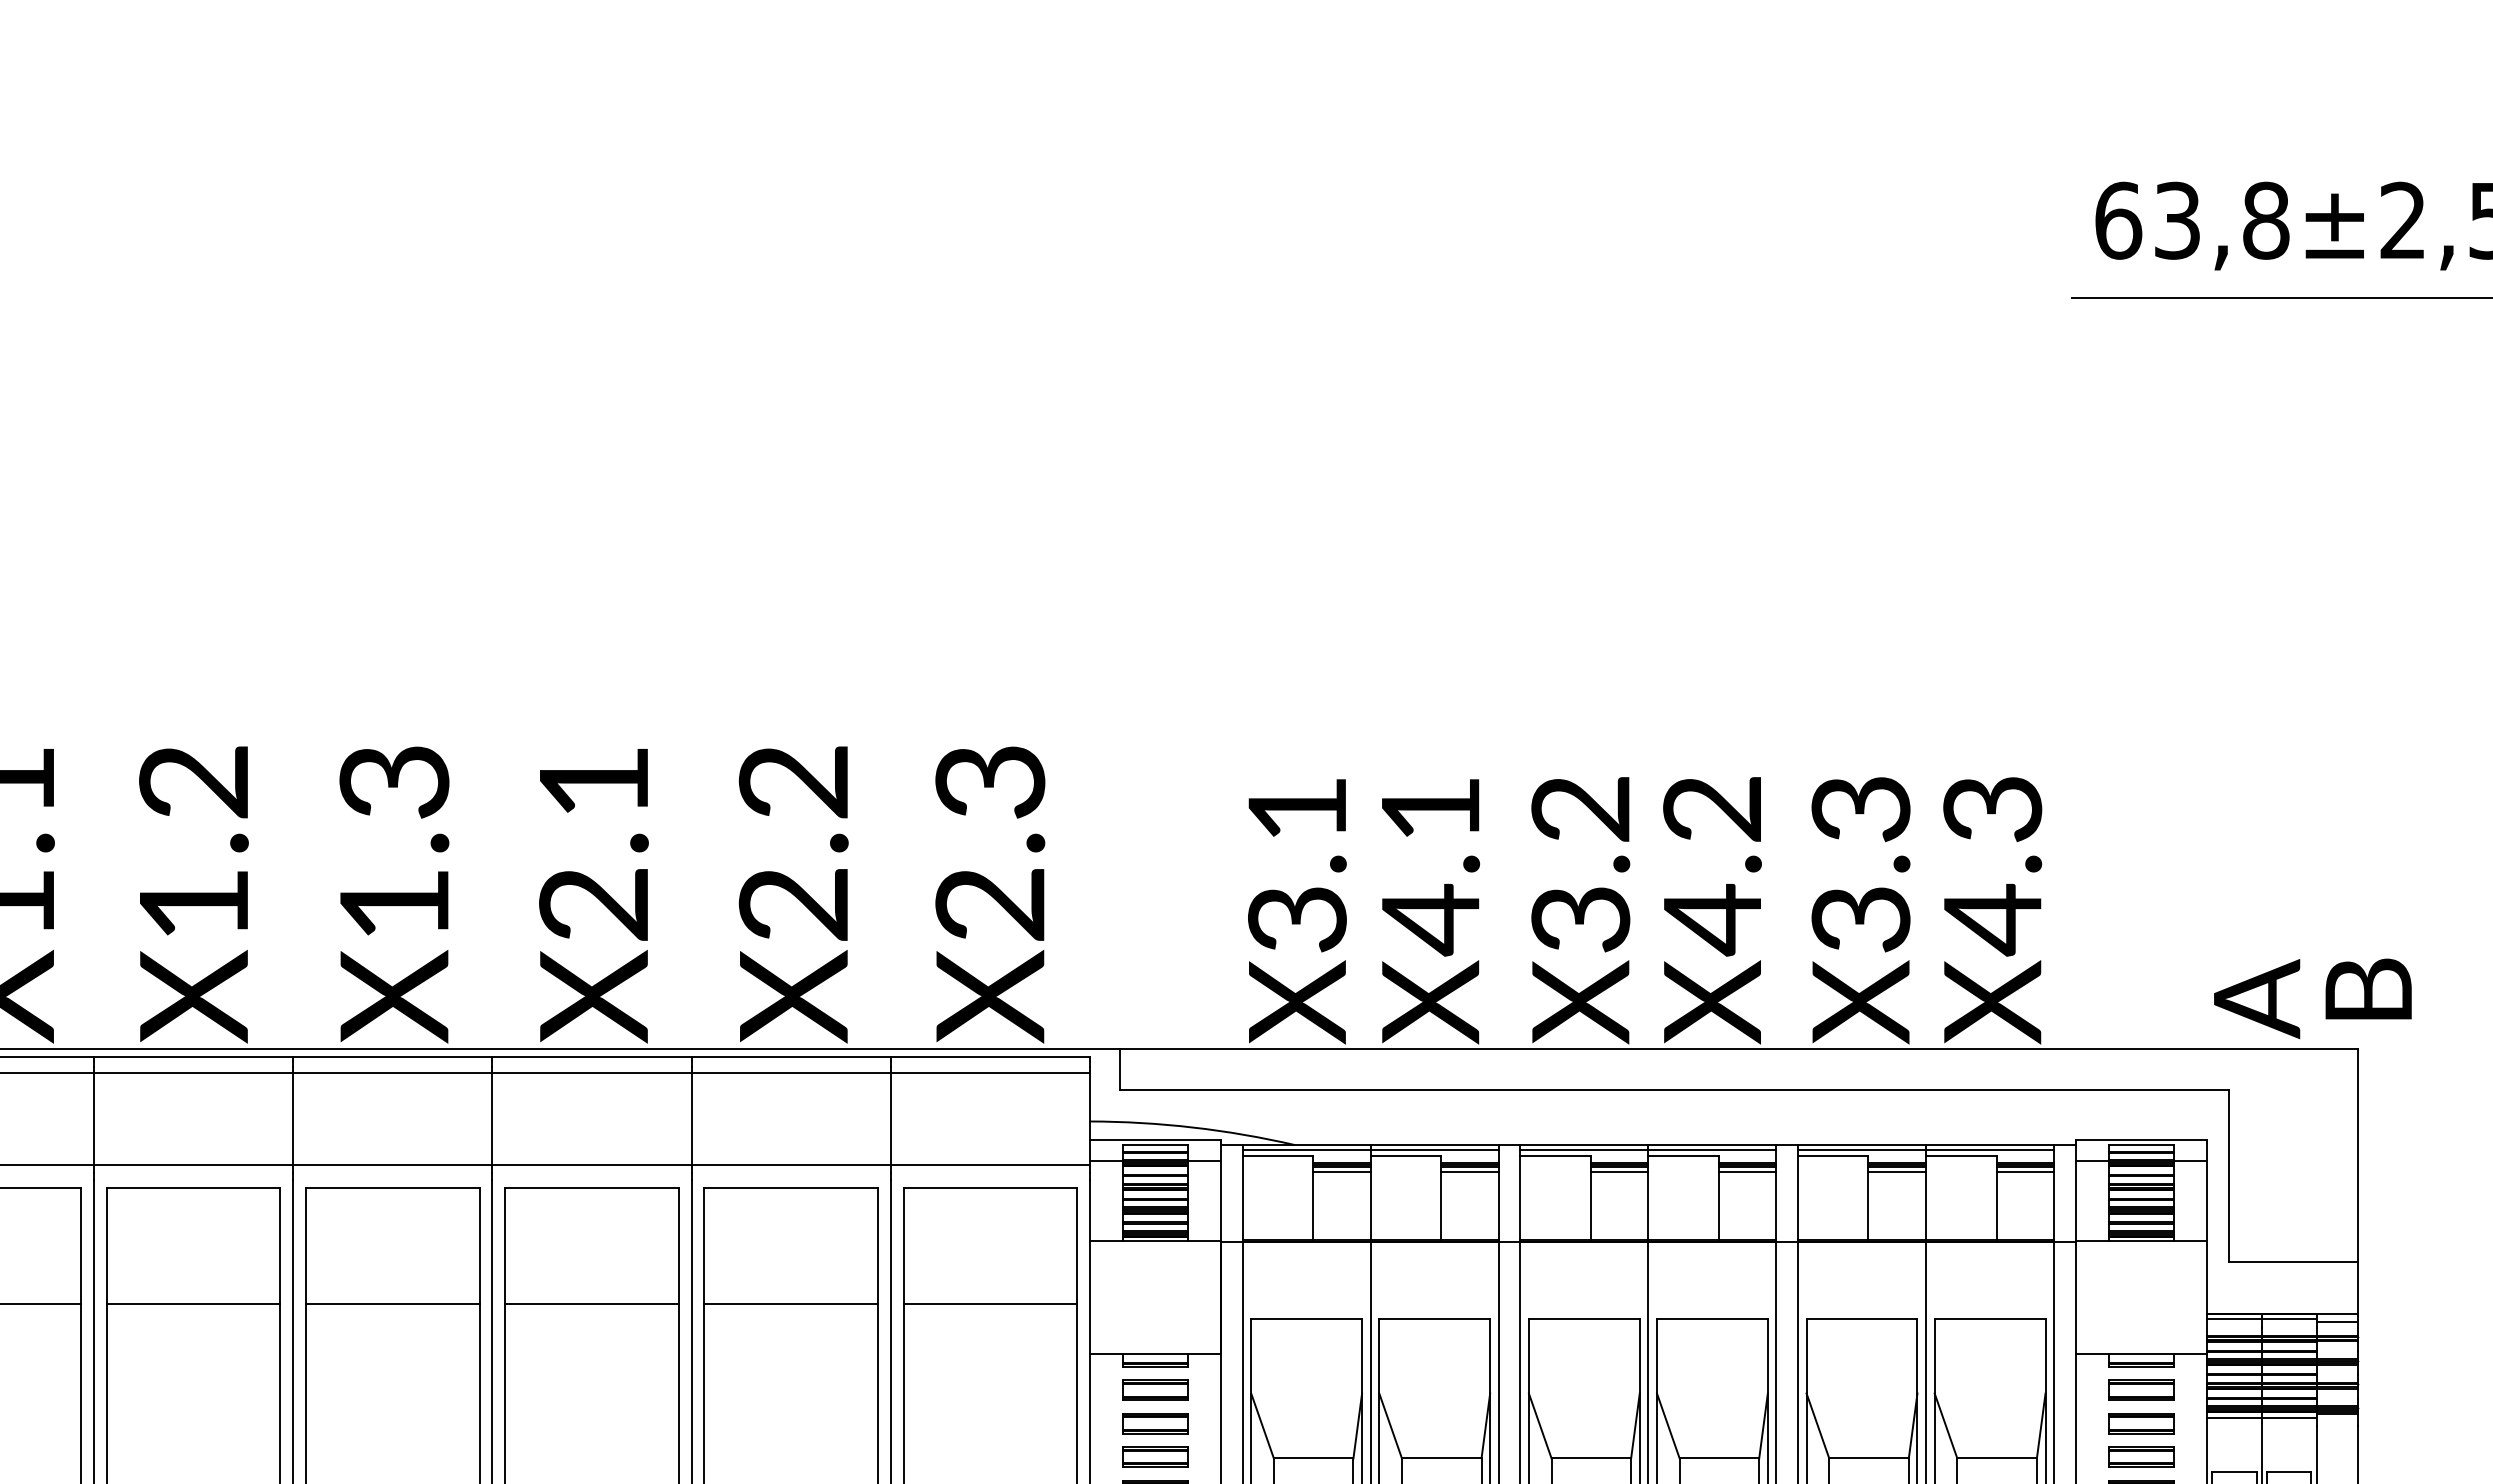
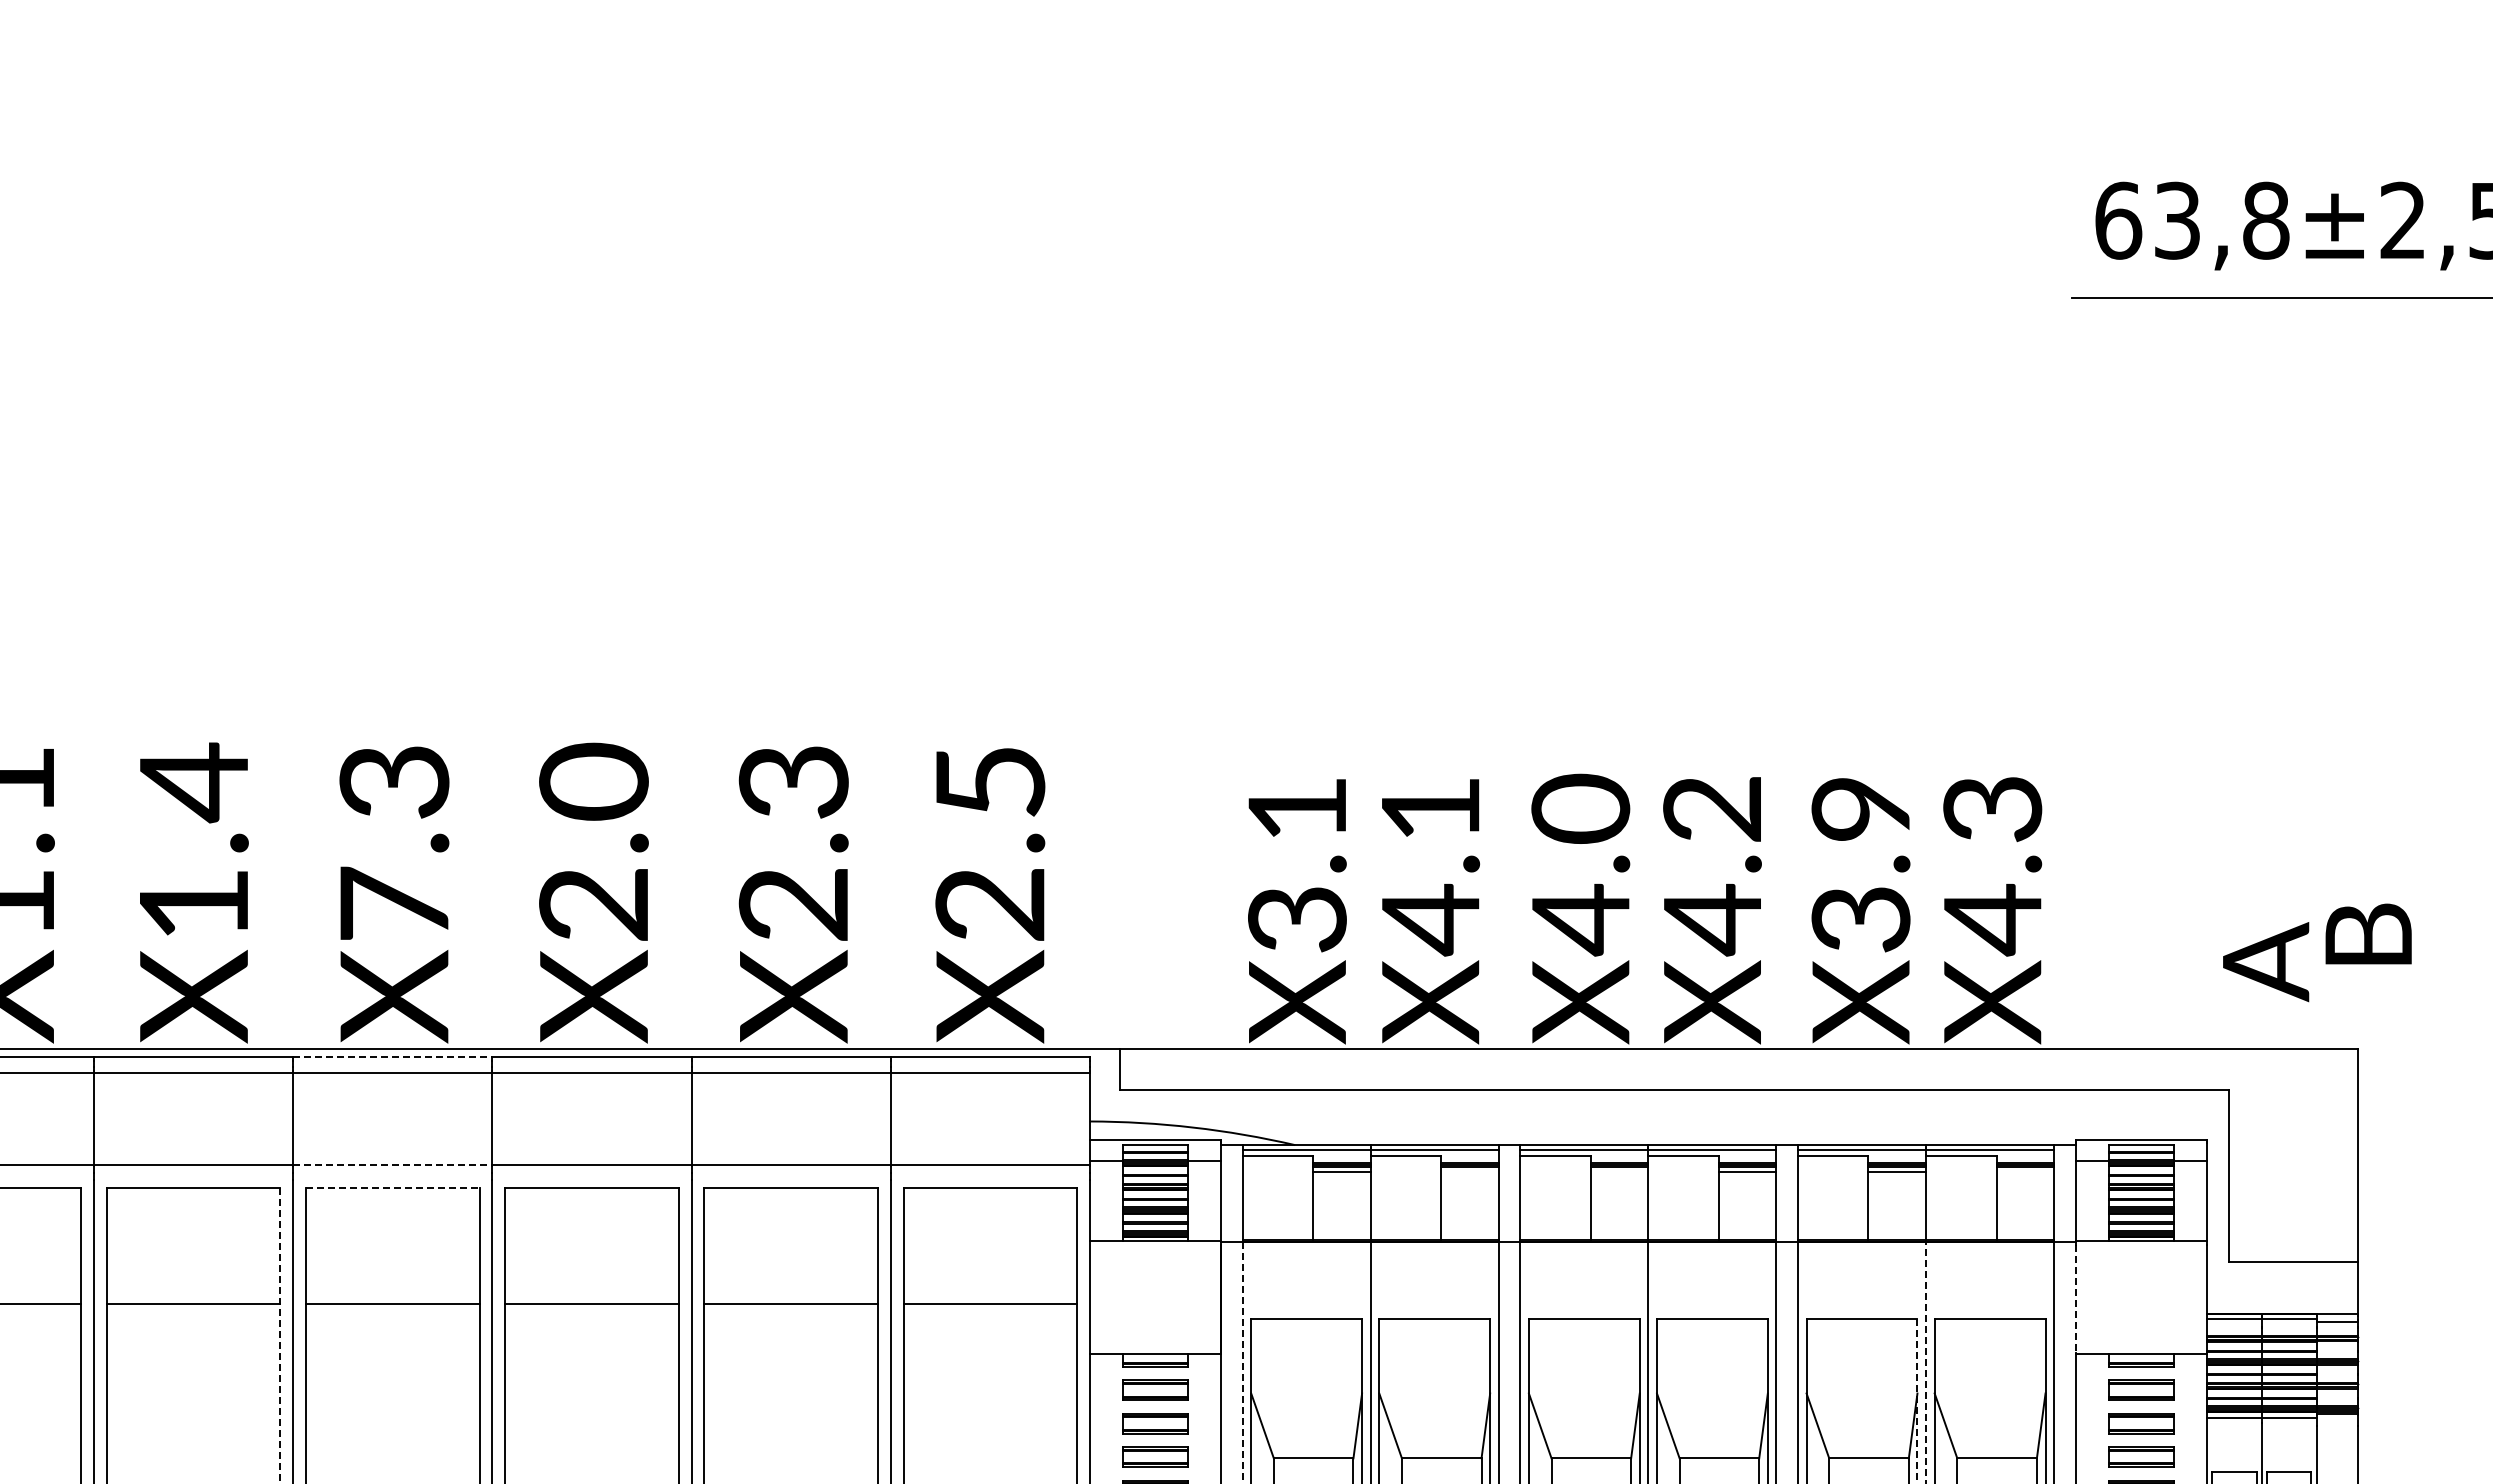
text: X2.1 -> X2.0 (593, 781)
text: X1.2 -> X1.4 (193, 782)
text: X2.2 -> X2.3 (793, 782)
text: X2.3 -> X2.5 (990, 782)
text: X3.3 -> X3.9 (1860, 809)
text: X3.2 -> X4.0 (1580, 864)
text: X1.3 -> X7.3 (394, 902)
text position: (2368, 988) -> (2368, 933) (2368, 933)
text position: (2257, 999) -> (2266, 962) (2266, 962)
line: solid -> dashed (392, 1057)
line: solid -> dashed (392, 1165)
line: present -> none (1469, 1171)
line: present -> none (1619, 1171)
line: present -> none (2025, 1171)
line: solid -> dashed (392, 1188)
line: solid -> dashed (2075, 1299)
line: solid -> dashed (280, 1336)
line: solid -> dashed (1242, 1362)
line: solid -> dashed (1926, 1362)
line: solid -> dashed (1917, 1401)
